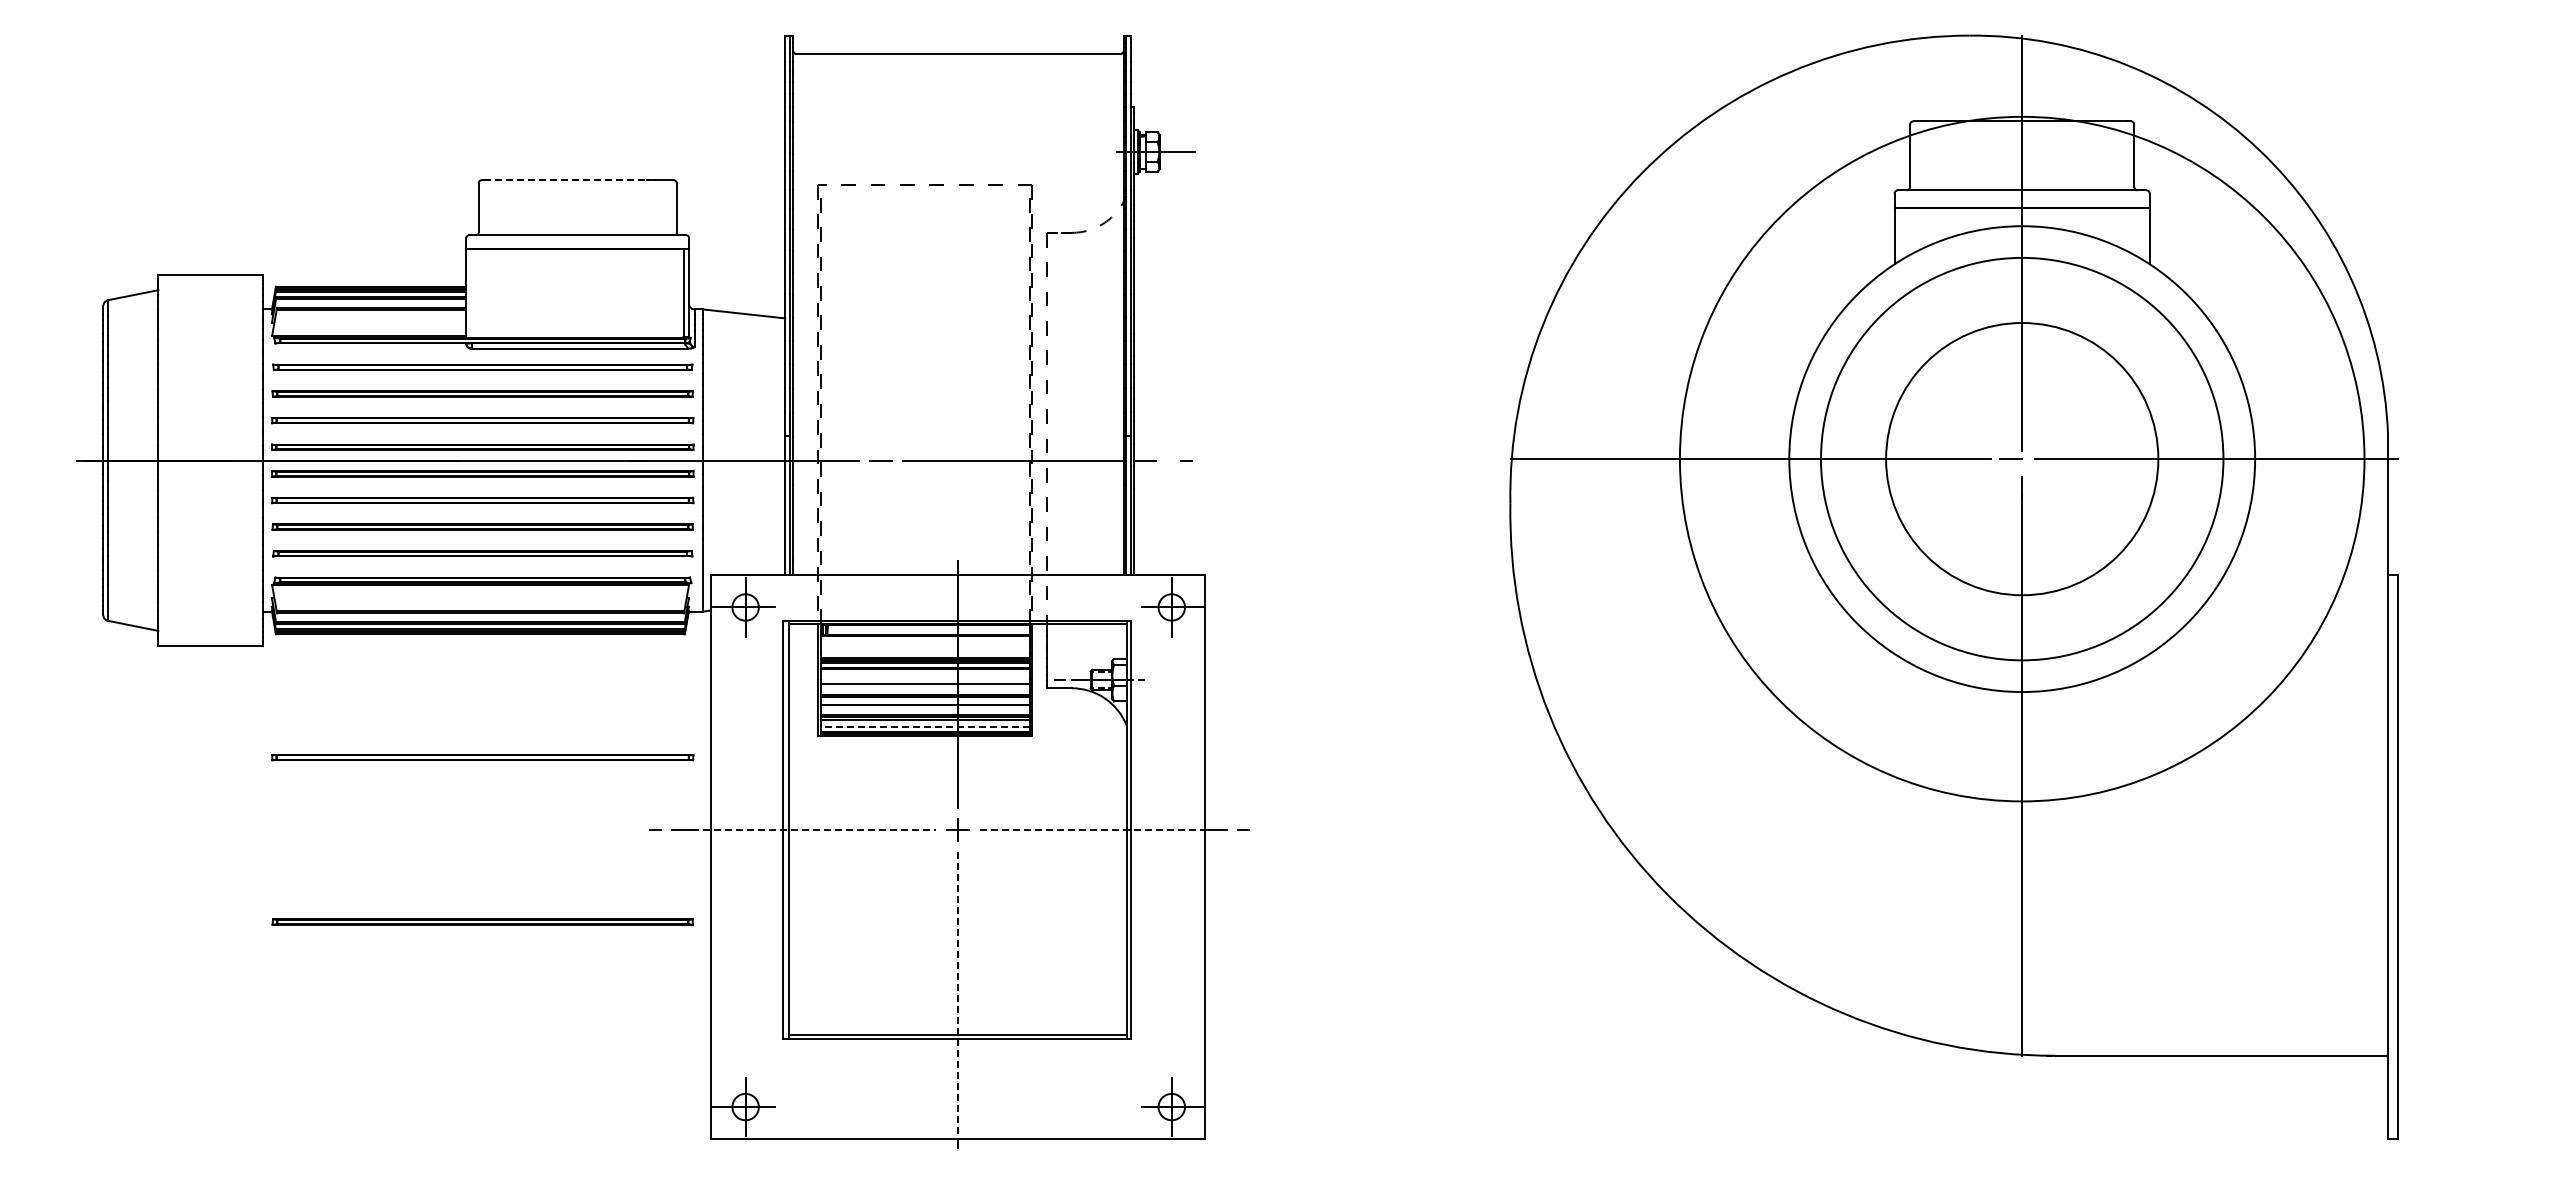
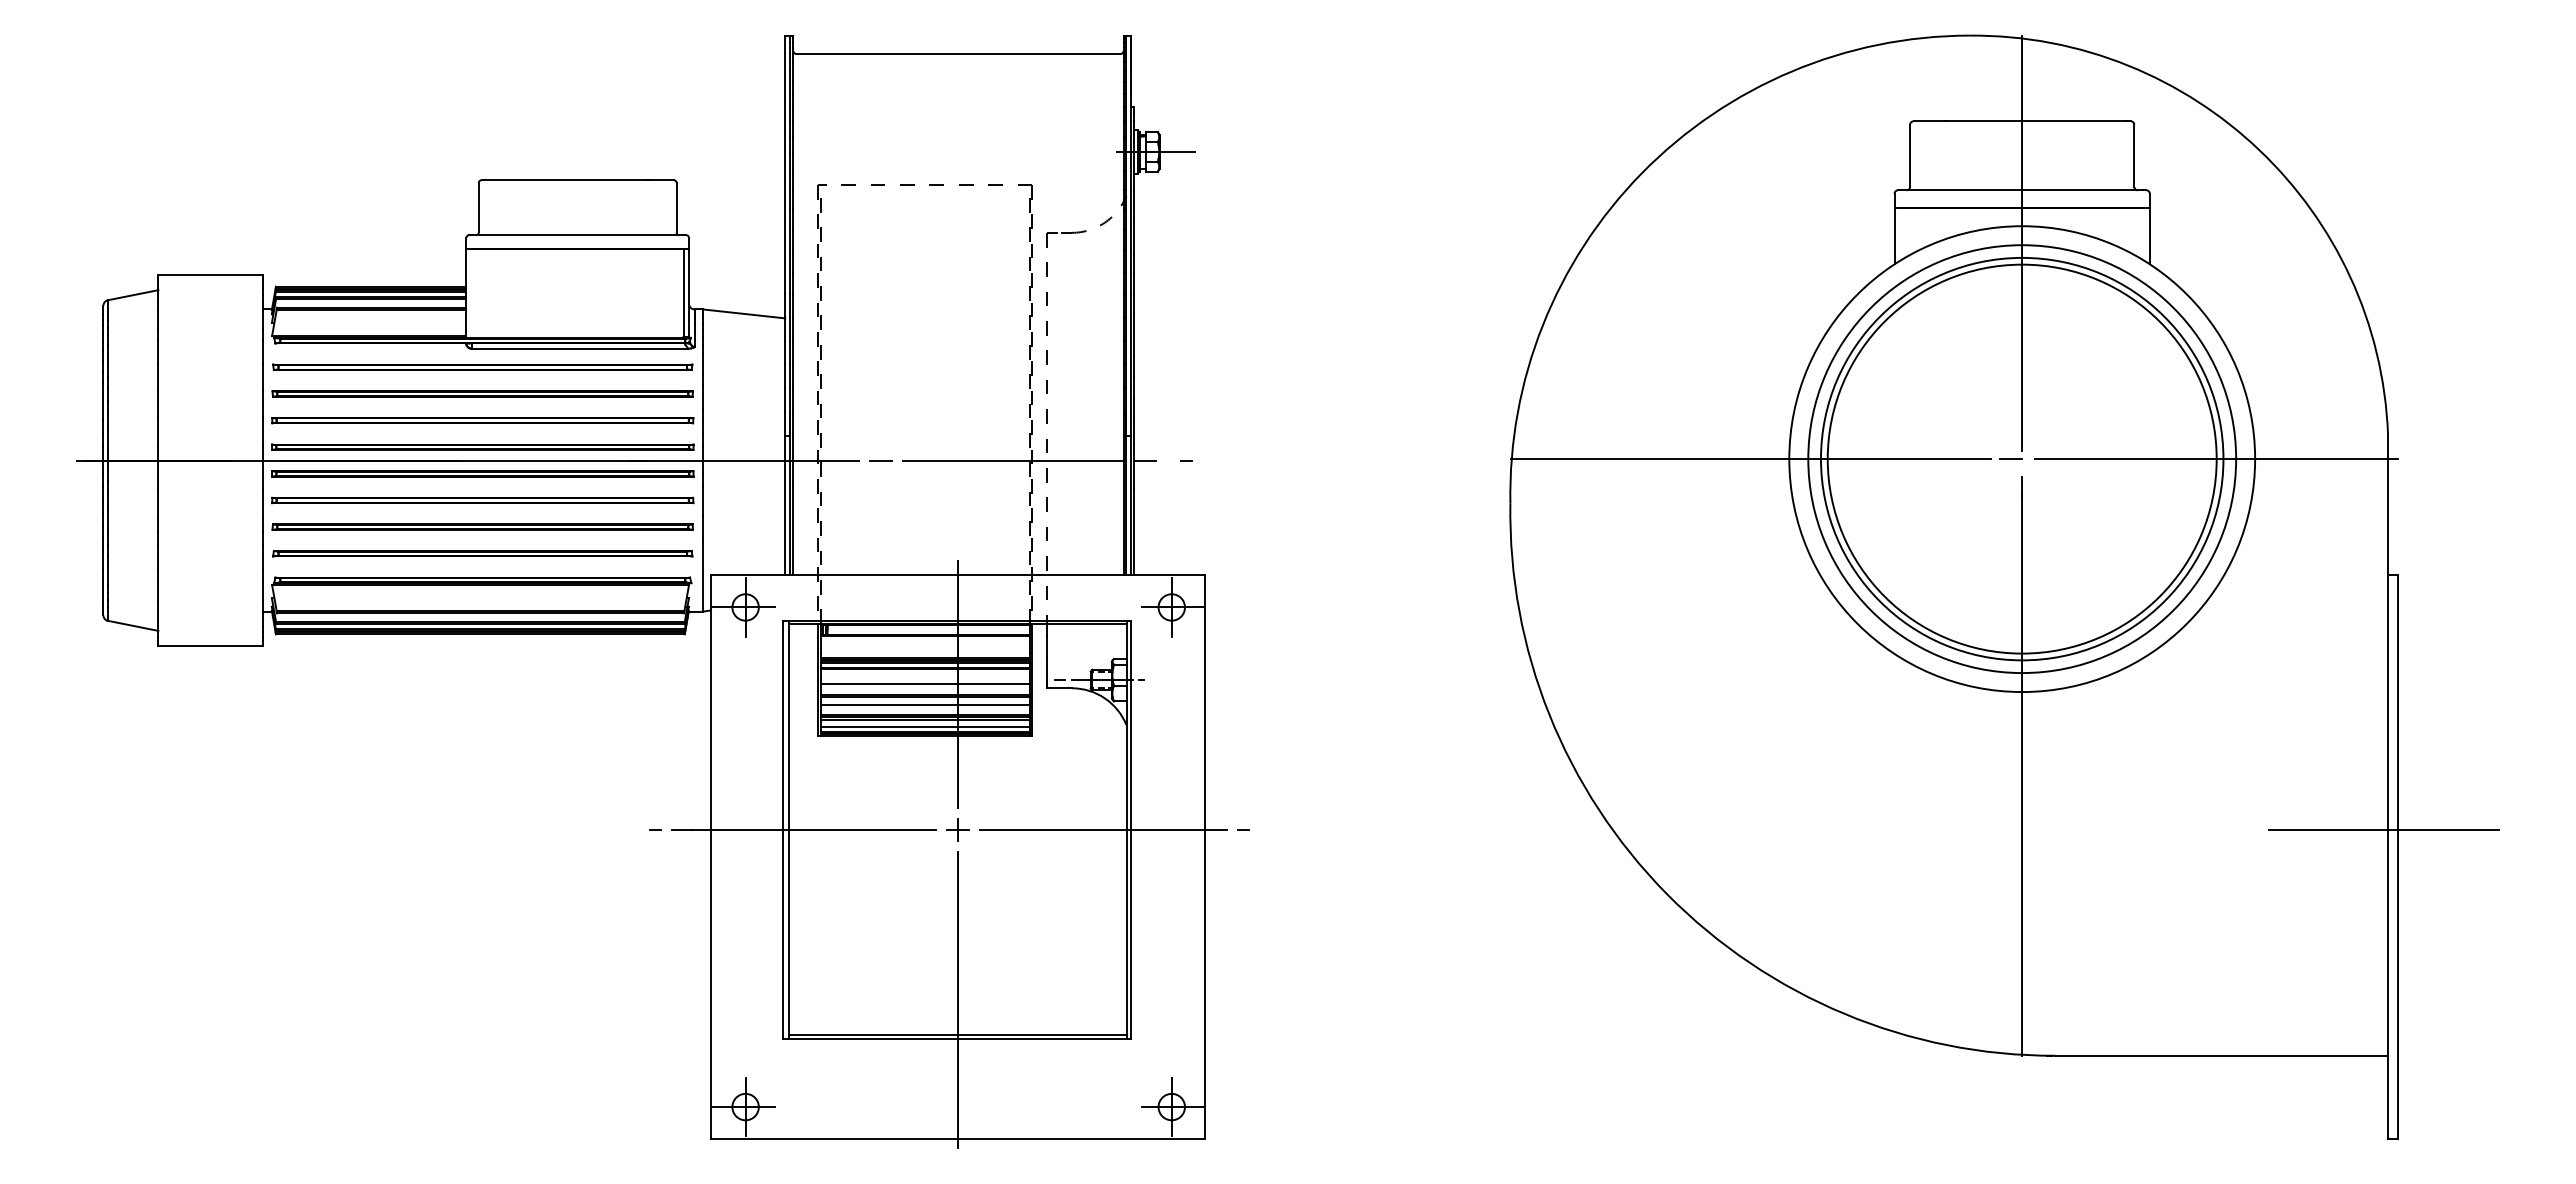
line: dashed -> solid (566, 180)
circle diameter: 685 px -> 428 px (2022, 459)
circle diameter: 272 px -> 389 px (2021, 458)
line: dashed -> solid (924, 726)
part: present -> none (482, 757)
line: dashed -> solid (814, 829)
line: dashed -> solid (1092, 829)
line: none -> present (2383, 829)
part: present -> none (482, 921)
line: dashed -> solid (957, 995)
